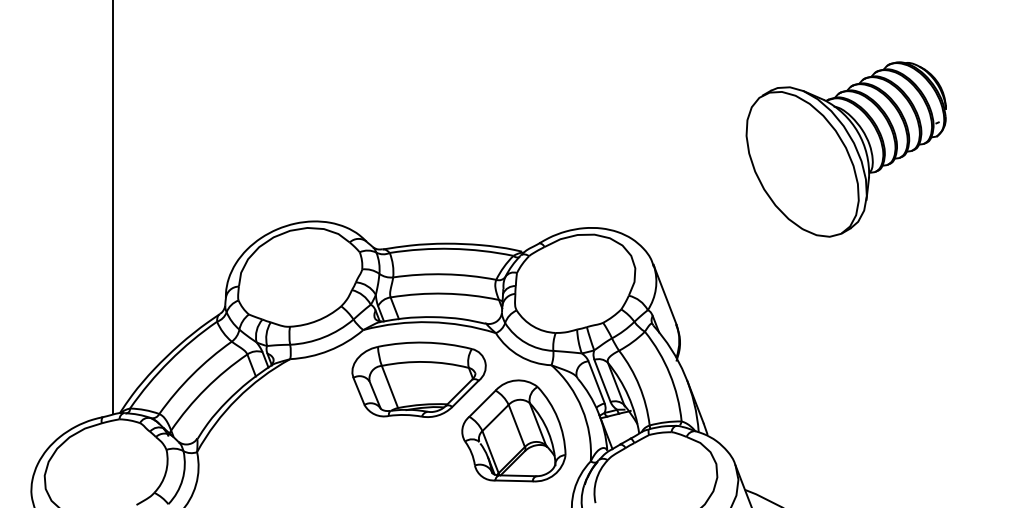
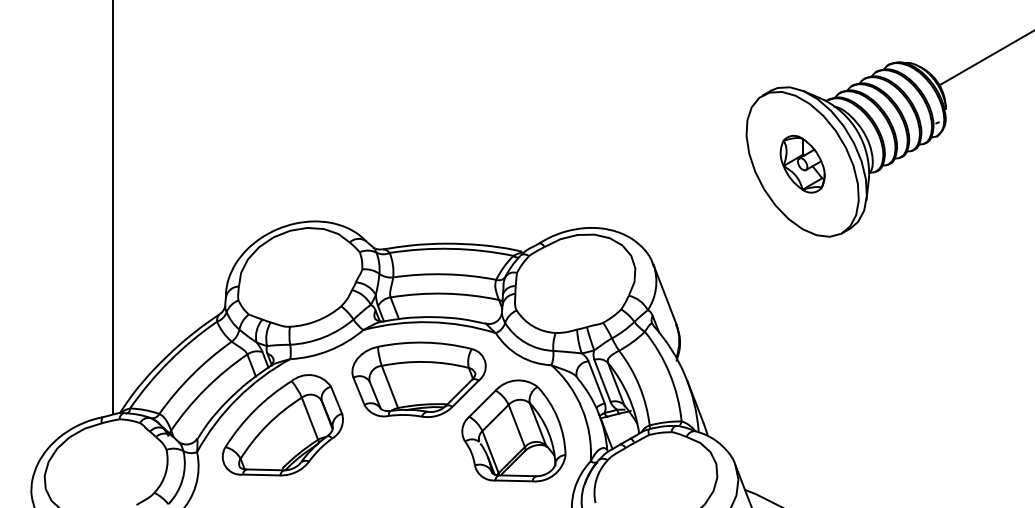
line: none -> present (985, 58)
part: none -> present (802, 164)
part: none -> present (282, 425)
